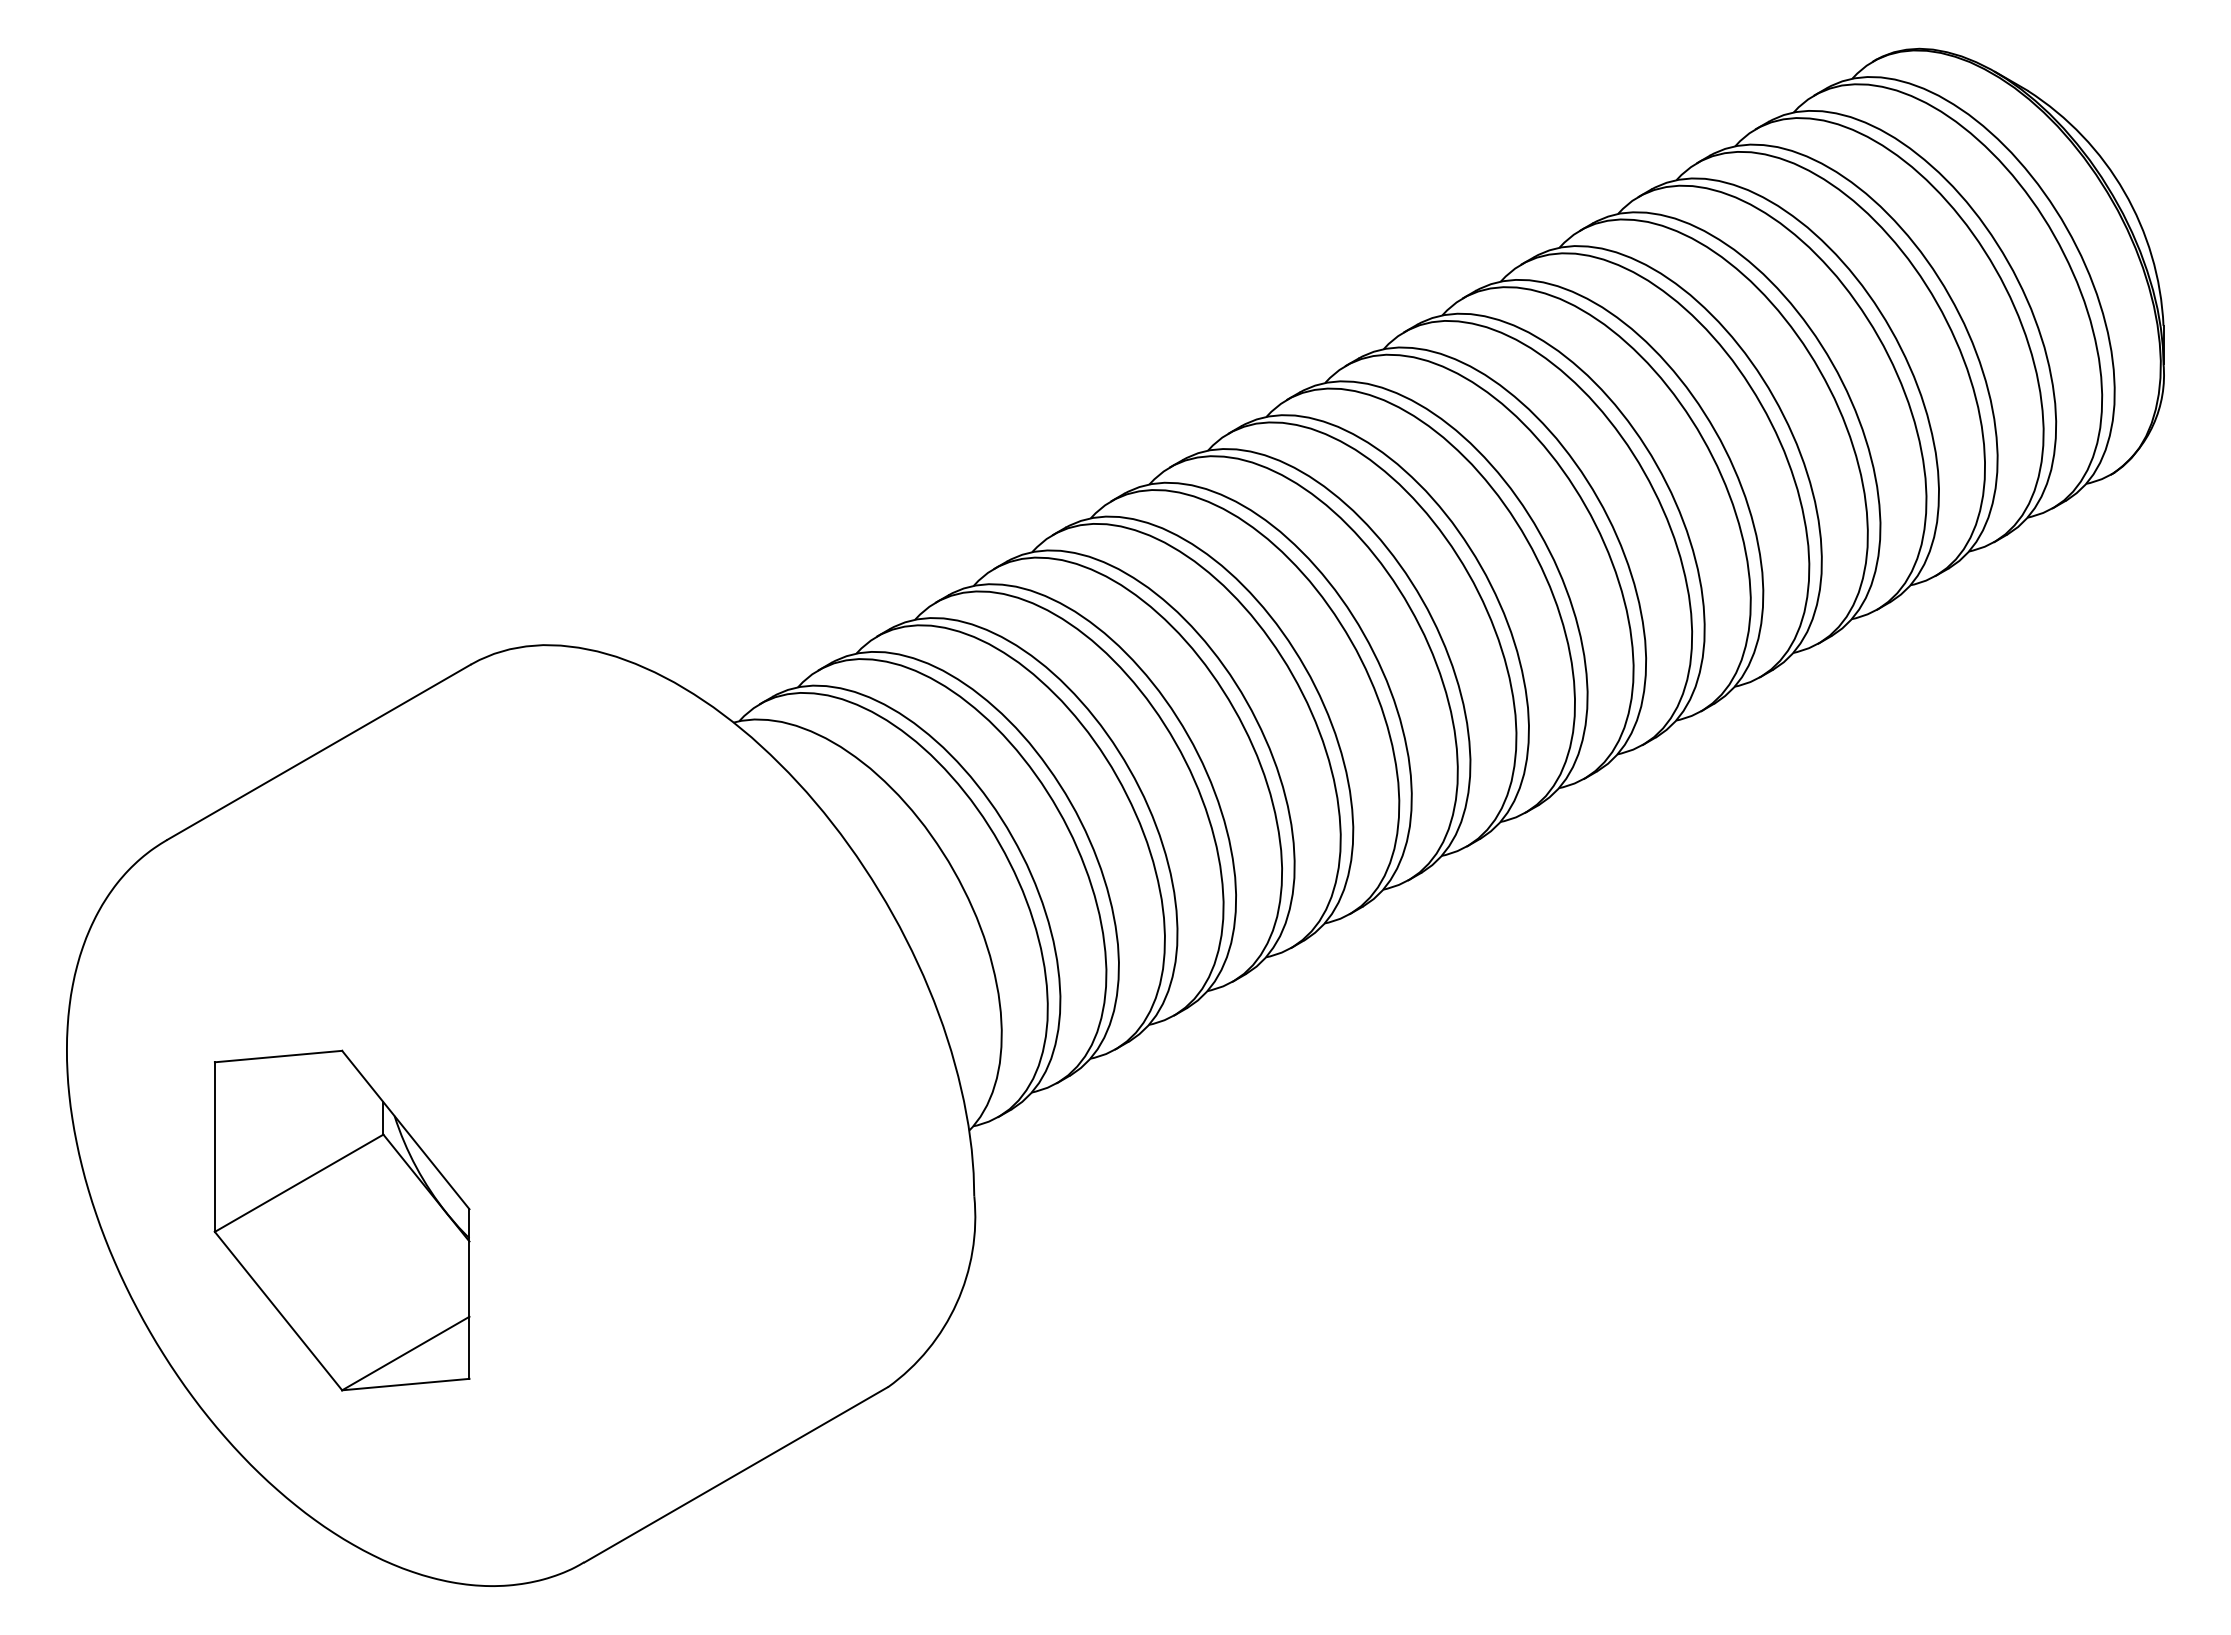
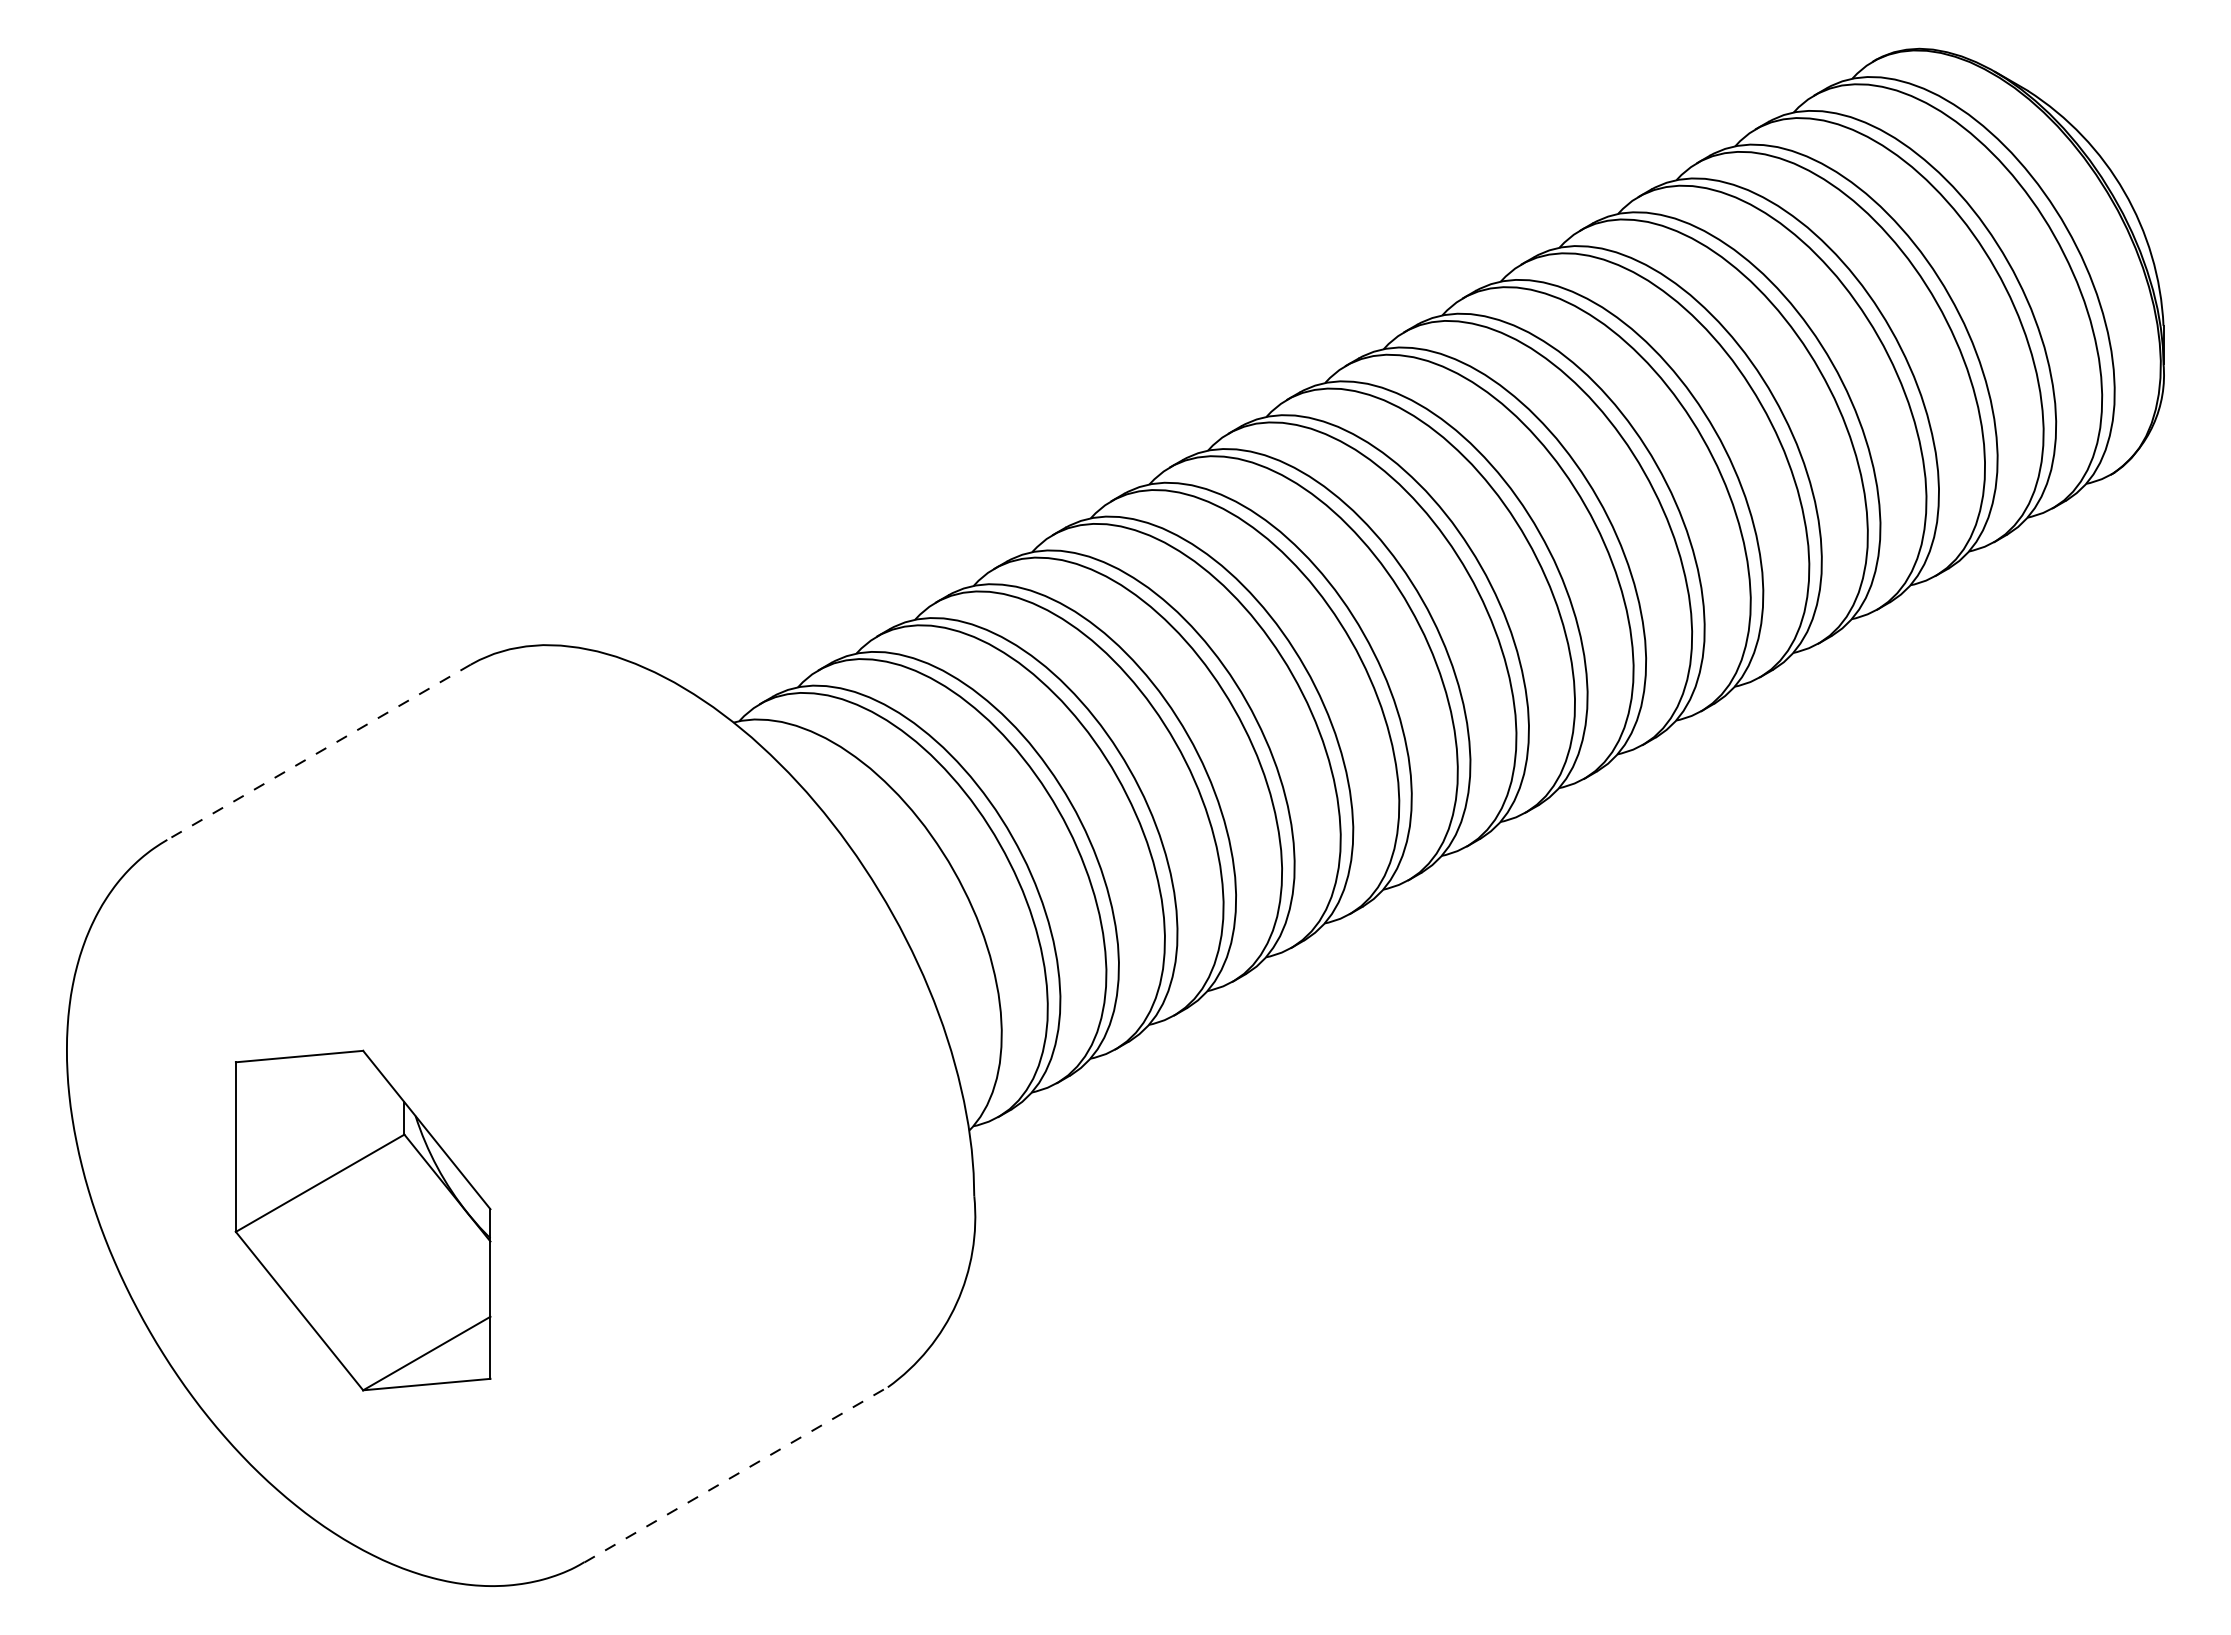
line: solid -> dashed (318, 752)
part position: (341, 1220) -> (362, 1220) (362, 1220)
line: solid -> dashed (736, 1474)
